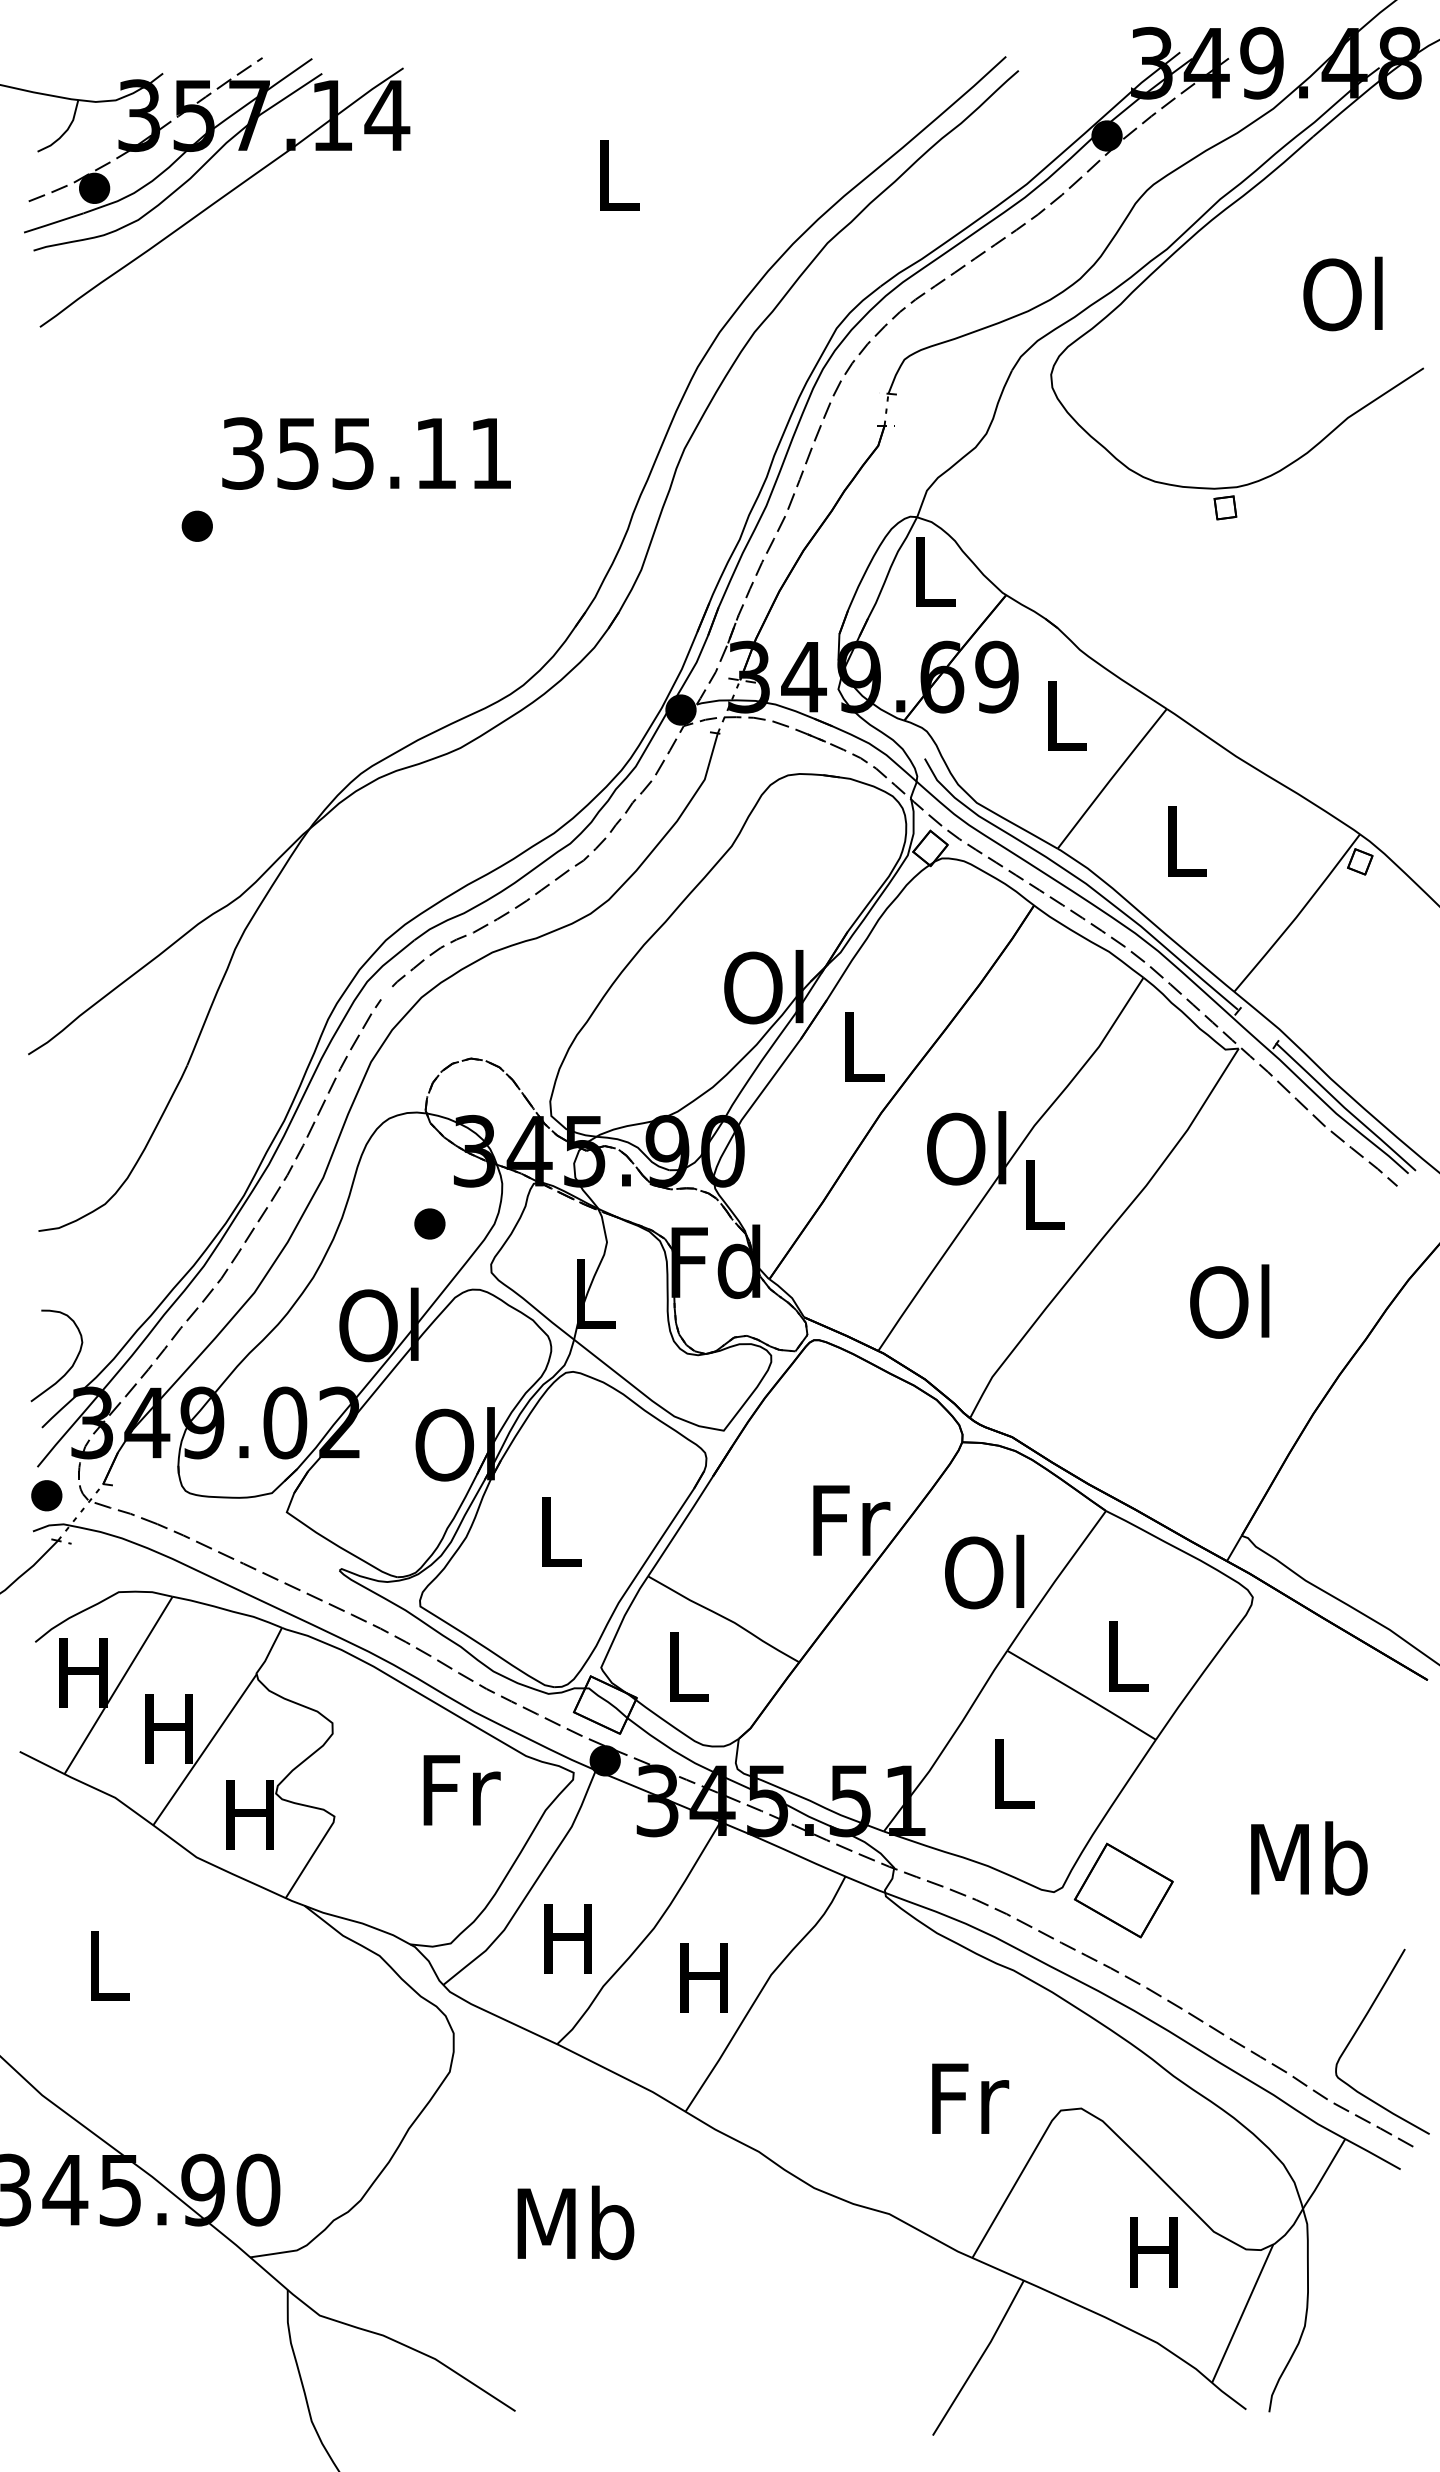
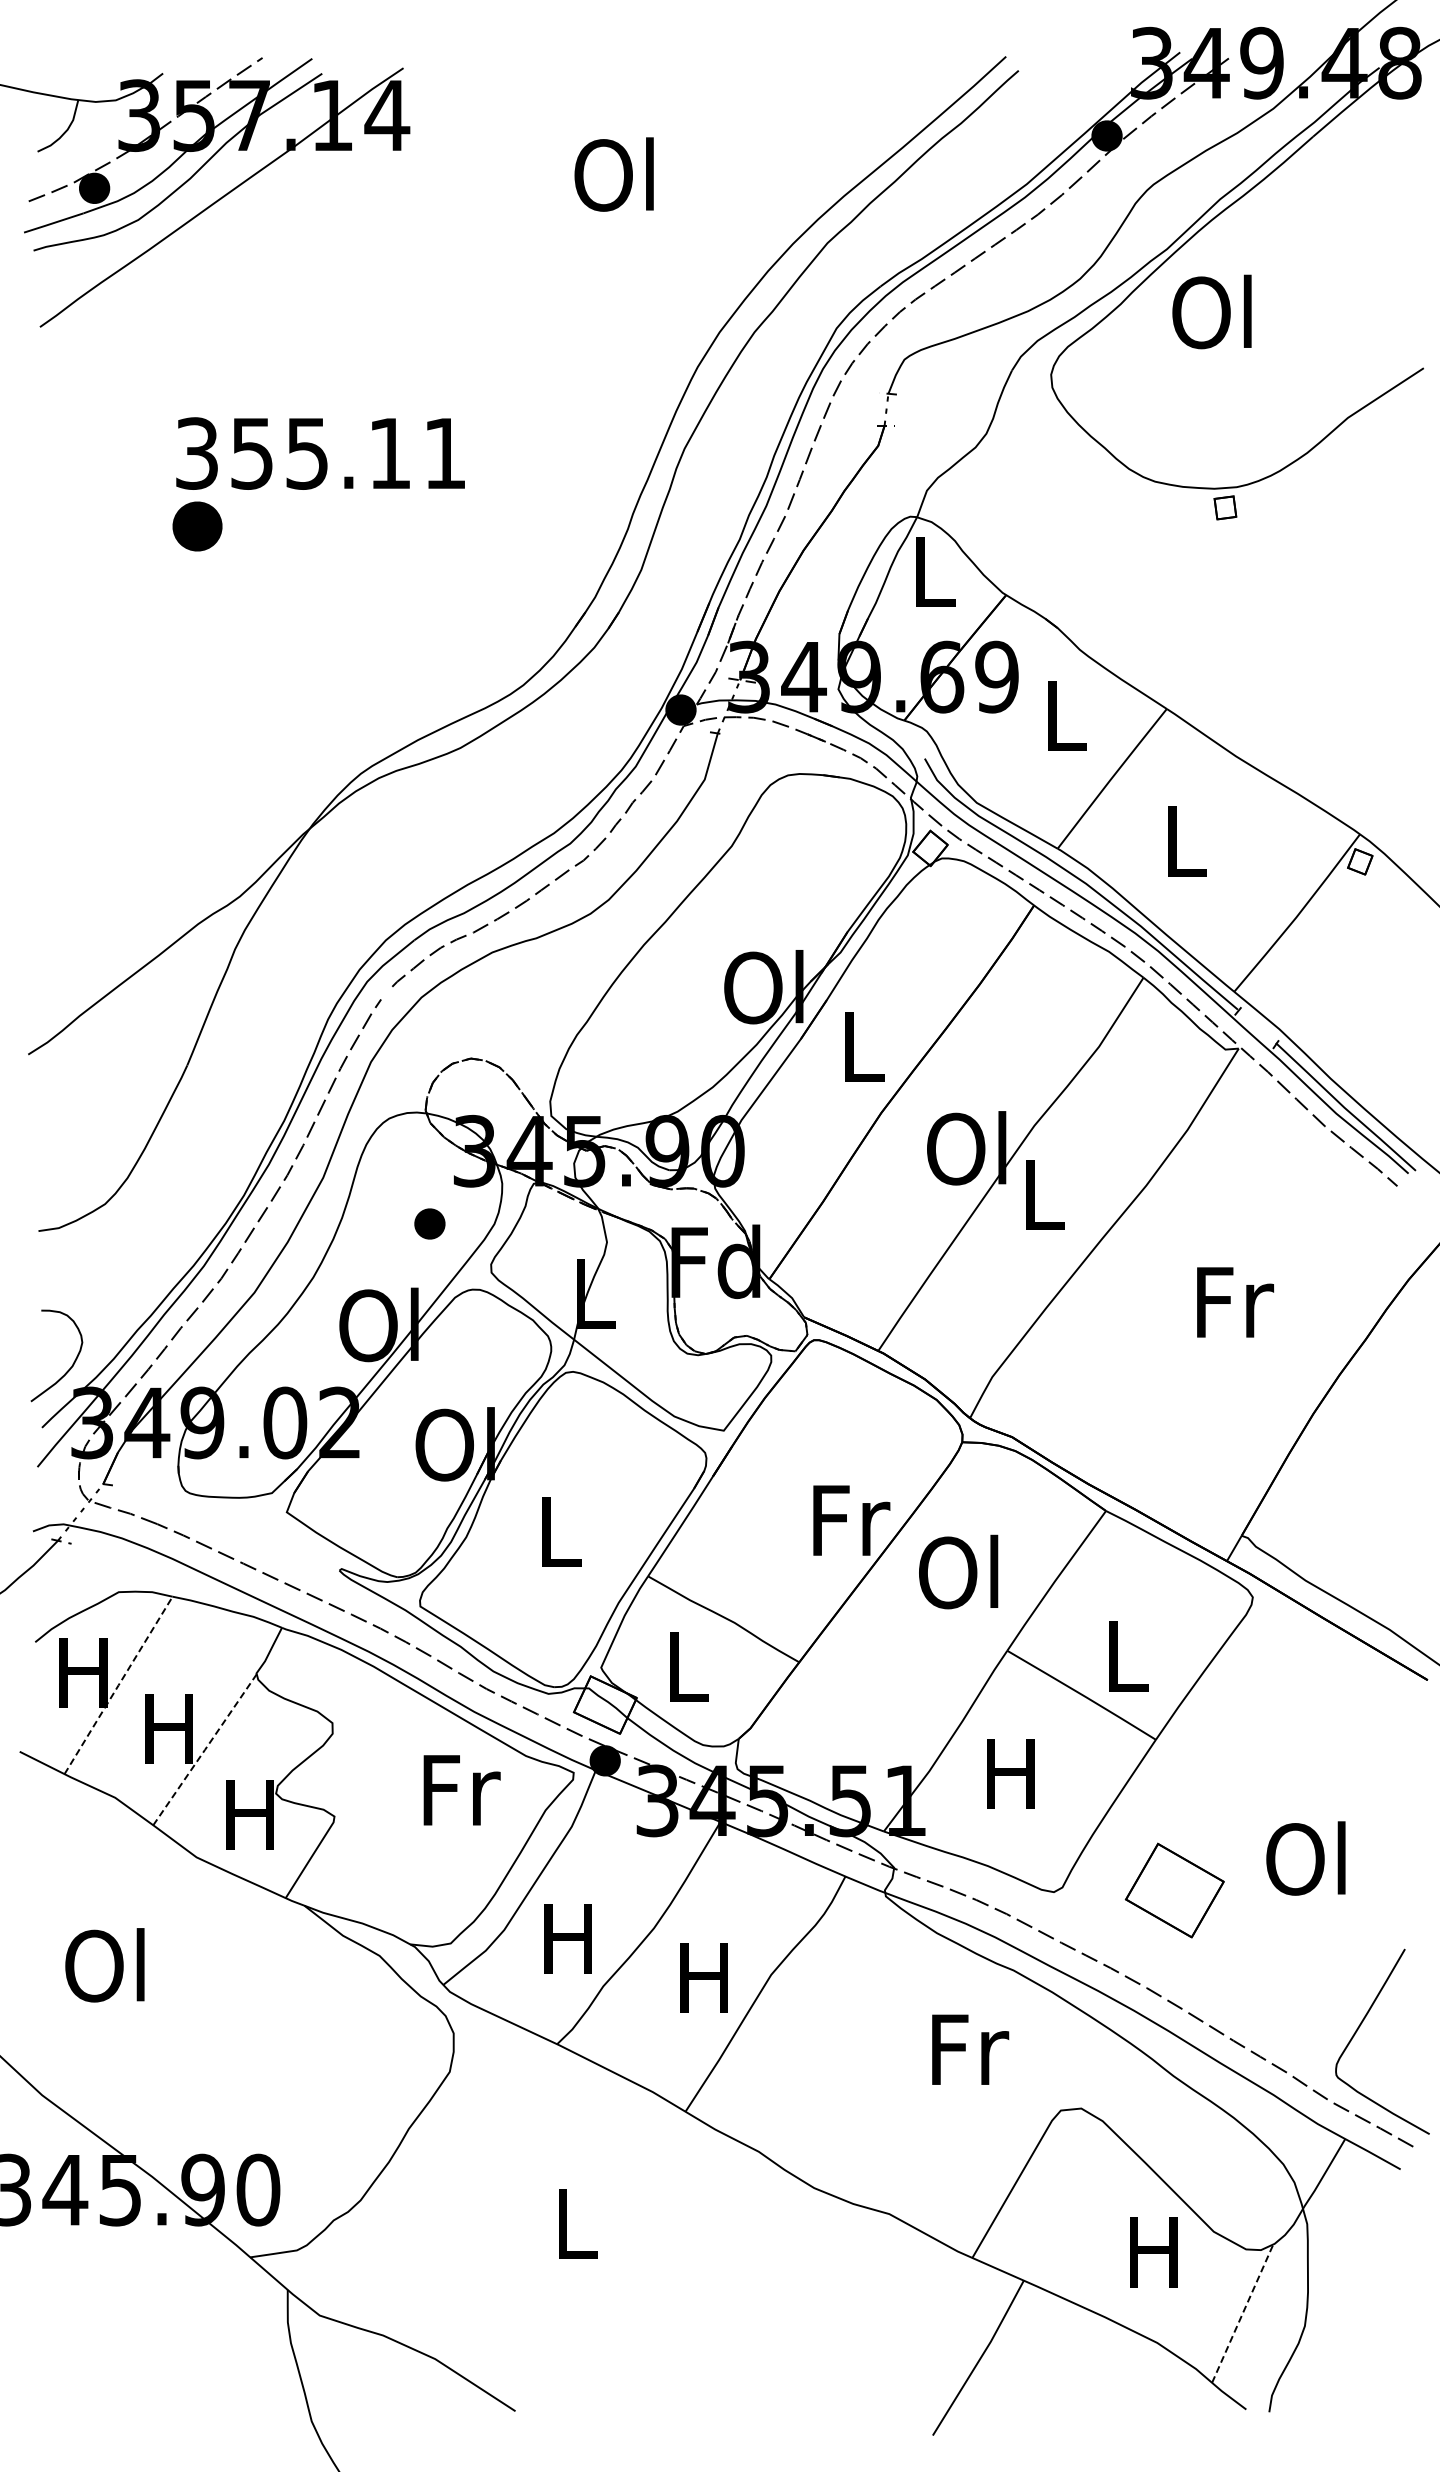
text: L -> Ol (613, 174)
text position: (1342, 293) -> (1211, 311) (1211, 311)
text position: (366, 453) -> (320, 453) (320, 453)
part size: 32x32 px -> 51x51 px (197, 526)
text: Ol -> Fr (1232, 1301)
part: present -> none (46, 1495)
text position: (984, 1571) -> (958, 1571) (958, 1571)
line: solid -> dashed (118, 1685)
line: solid -> dashed (205, 1749)
text: L -> H (1010, 1773)
text: Mb -> Ol (1309, 1858)
part position: (1123, 1890) -> (1174, 1890) (1174, 1890)
text: L -> Ol (104, 1965)
text position: (970, 2098) -> (970, 2049) (970, 2049)
text: Mb -> L (575, 2222)
line: solid -> dashed (1242, 2313)
